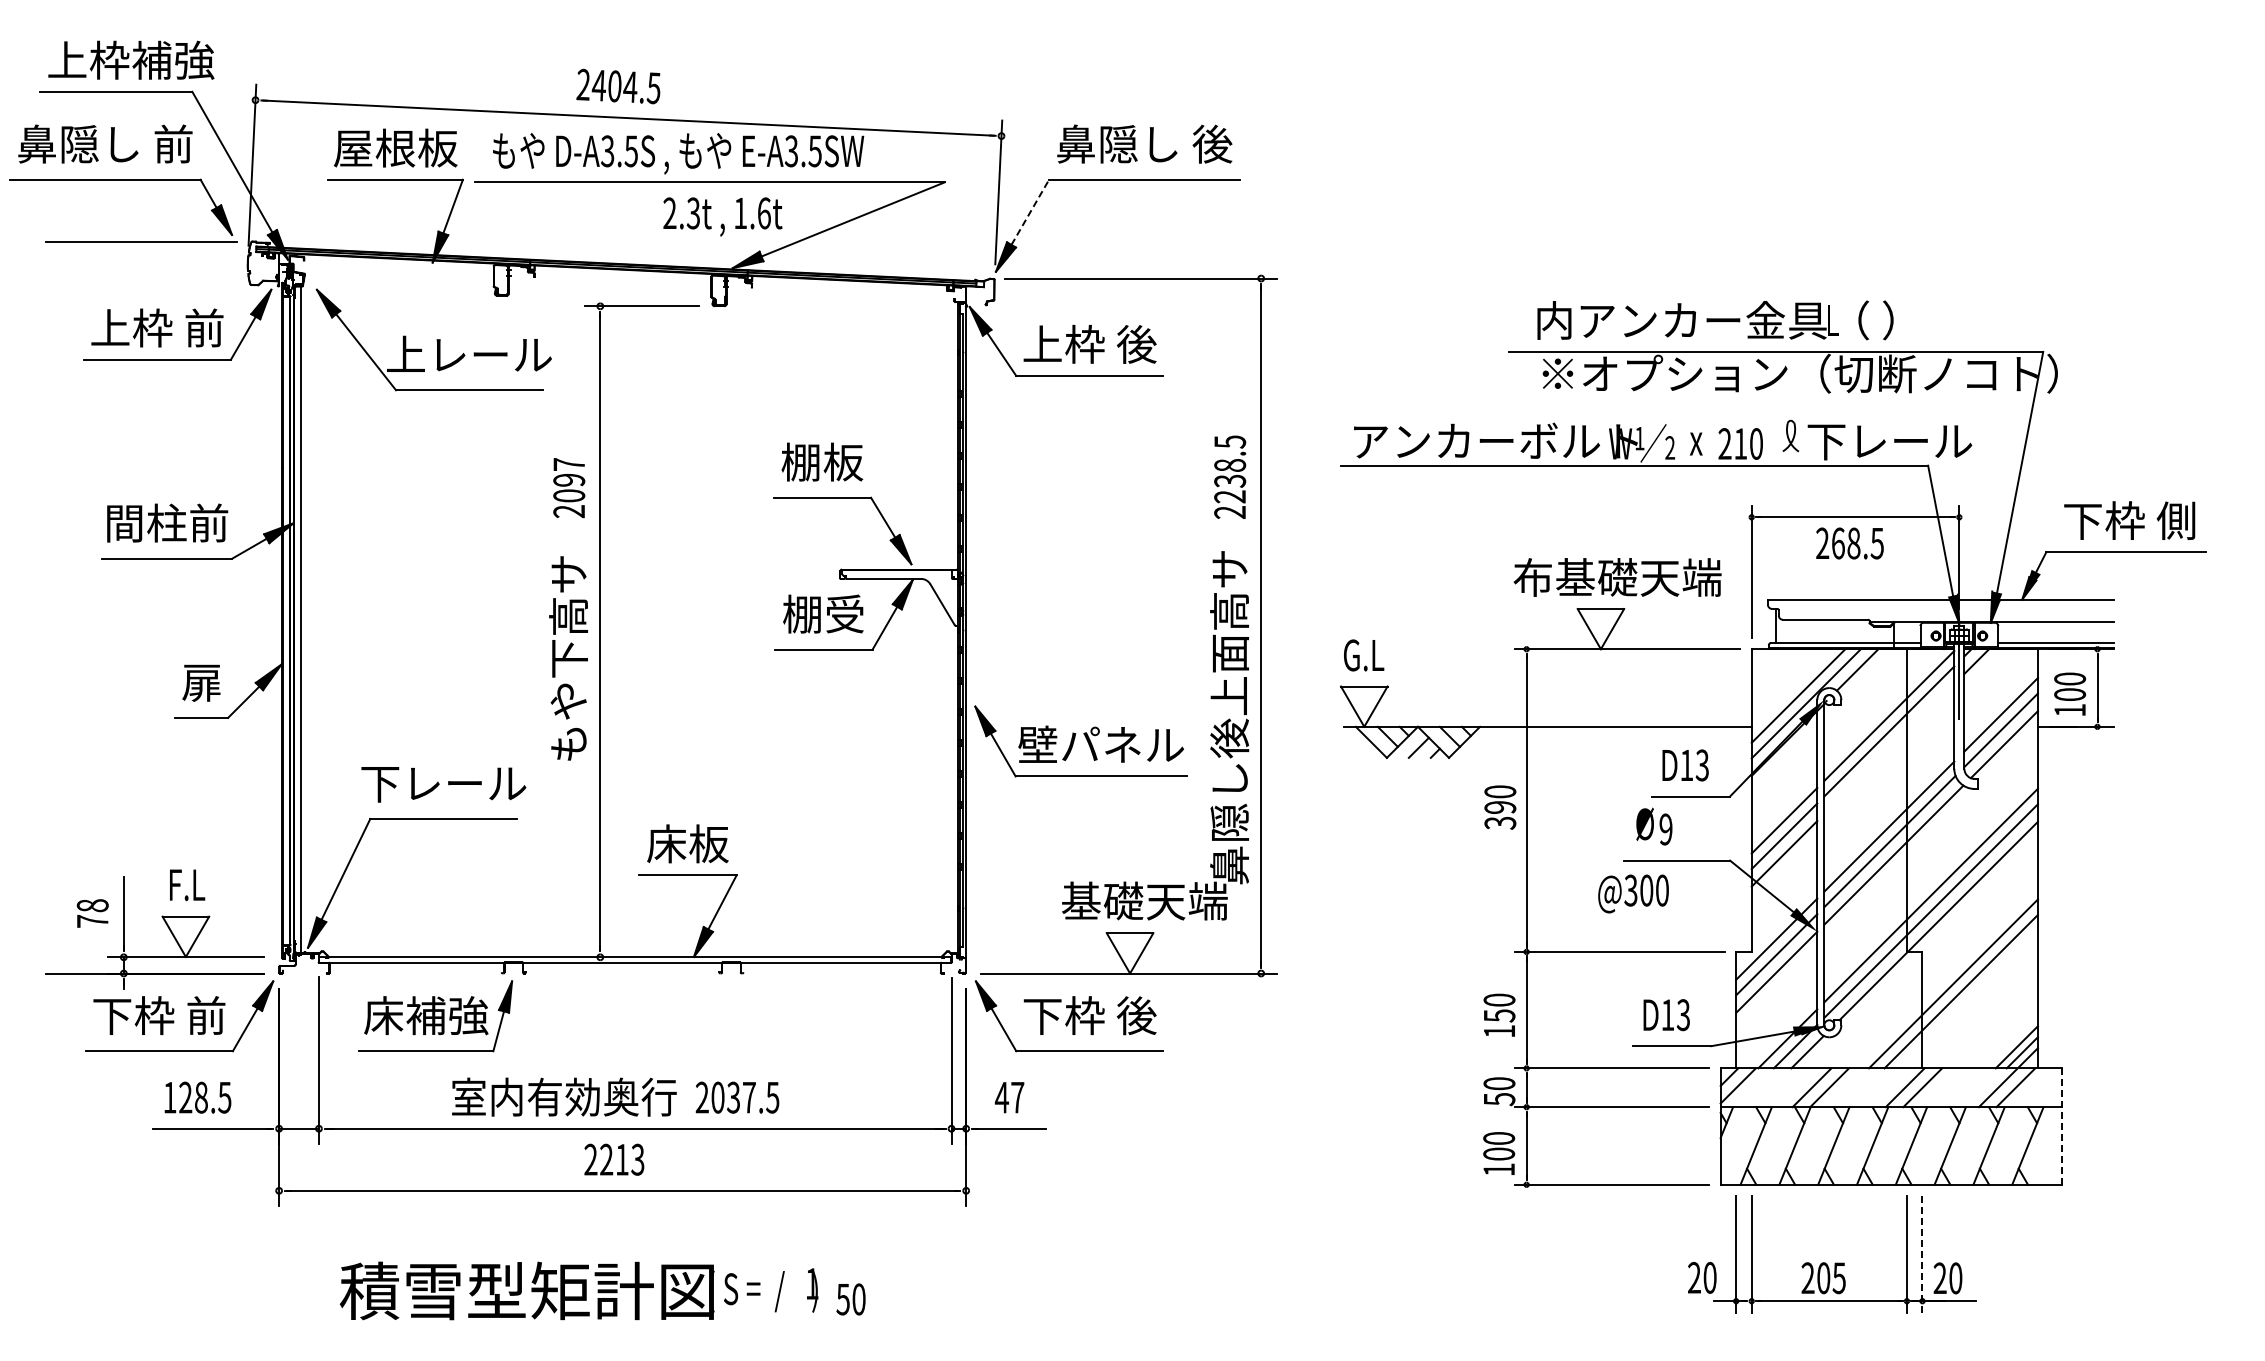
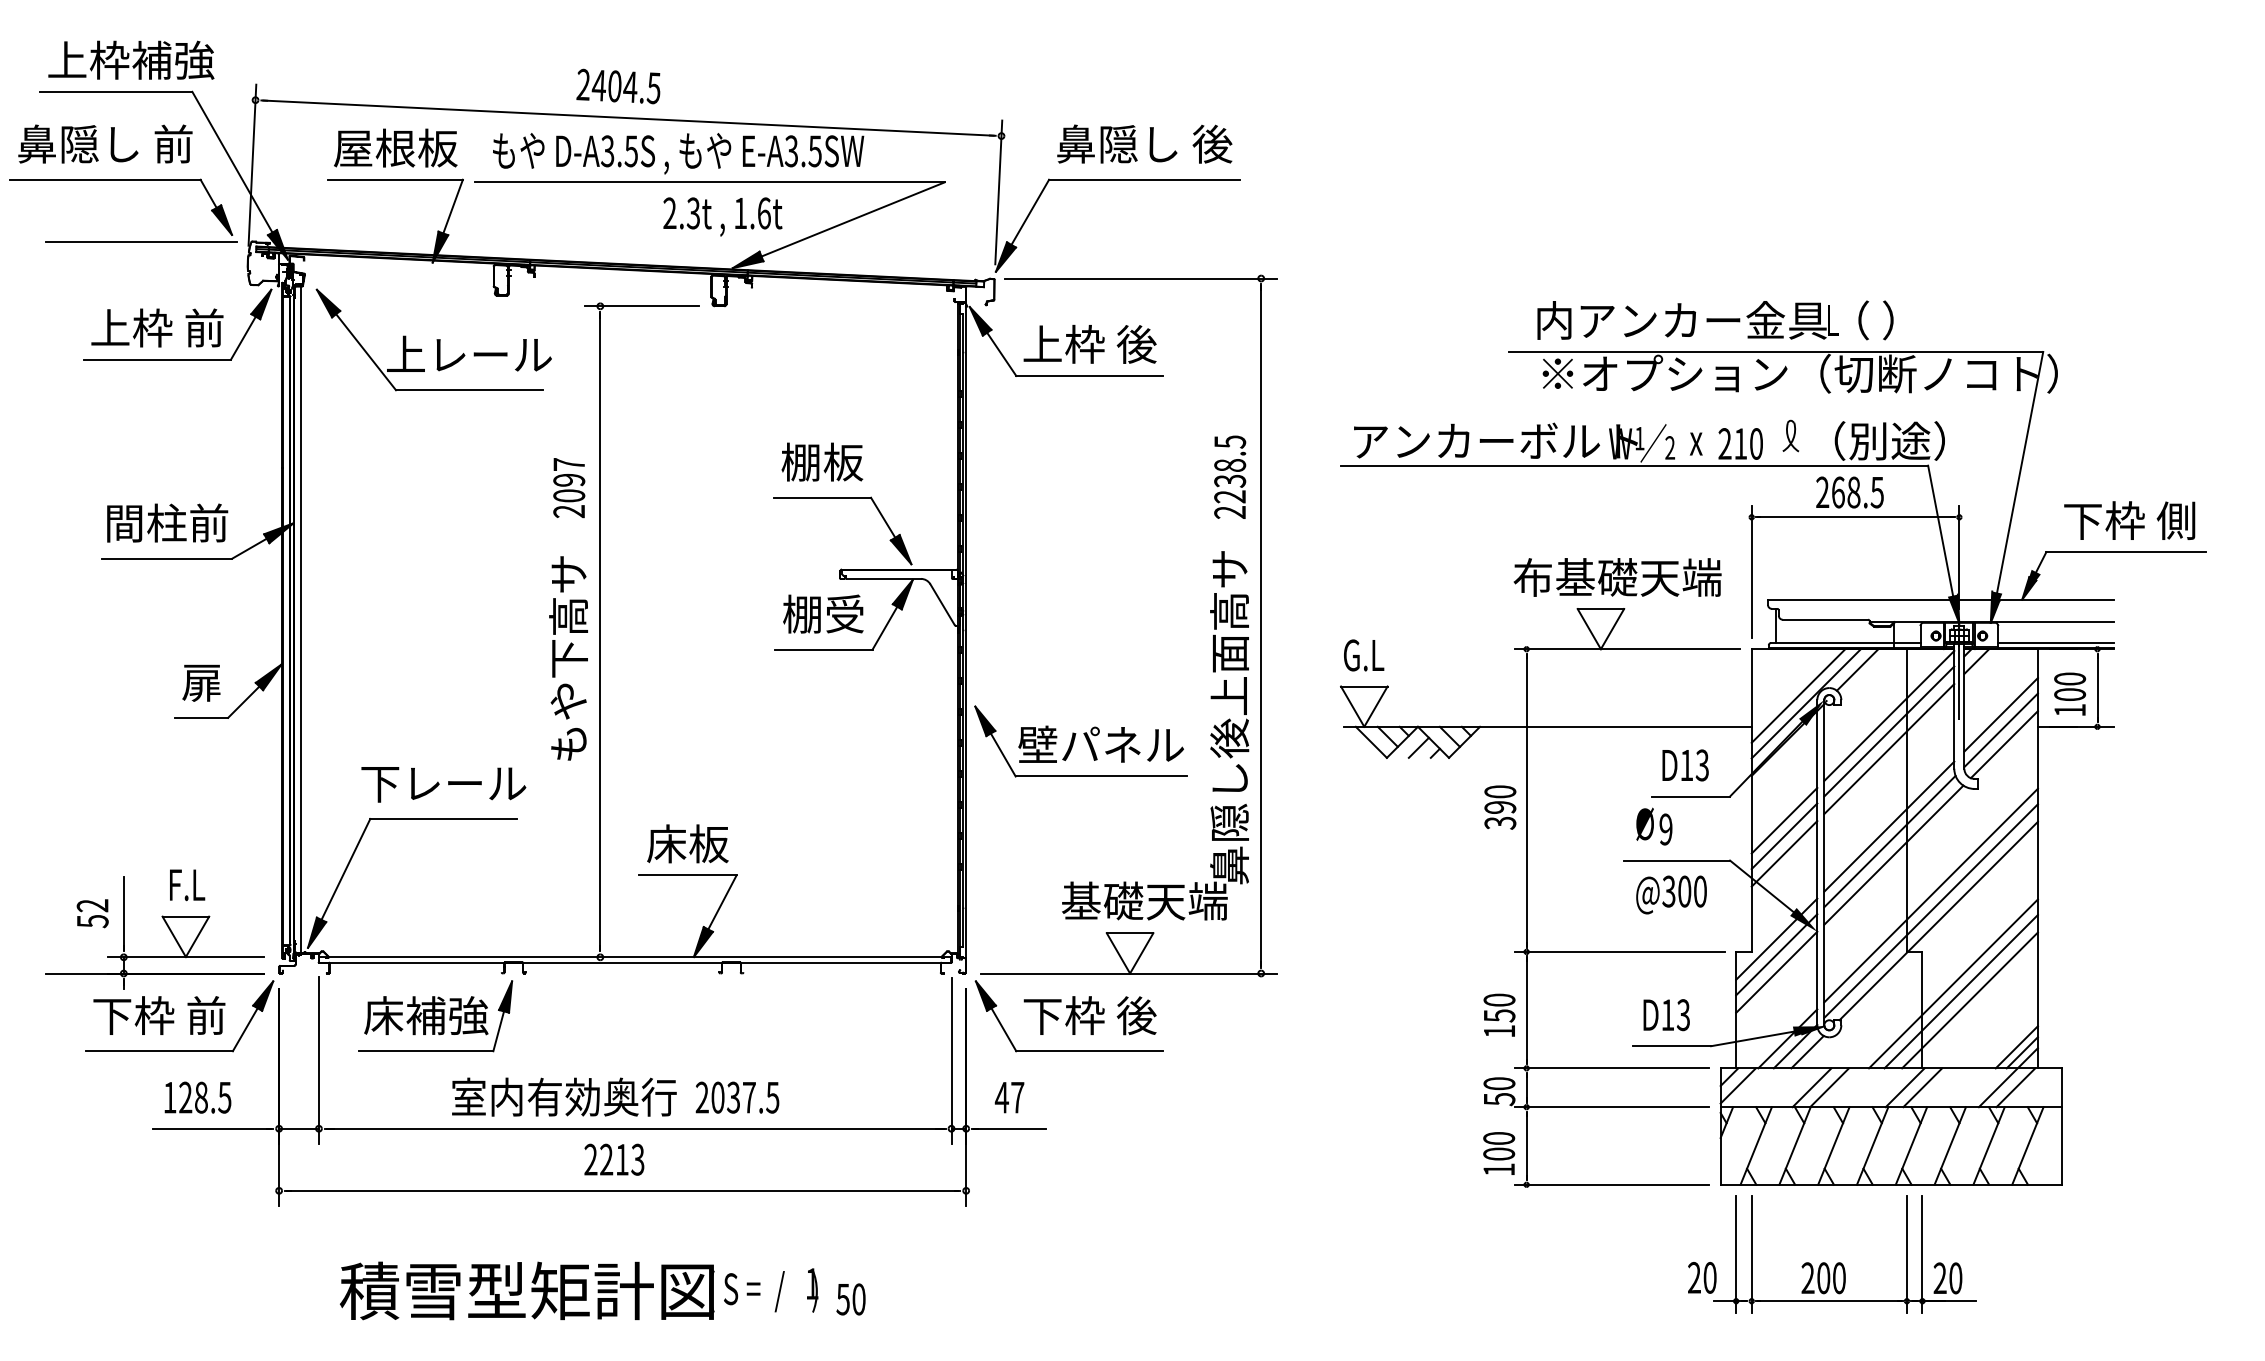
line: dashed -> solid (1030, 212)
text: 下レール -> （別途） (1889, 440)
text position: (1849, 543) -> (1849, 492) (1849, 492)
line: none -> present (1889, 749)
text position: (1633, 893) -> (1671, 894) (1671, 894)
text: 78 -> 52 (92, 913)
line: none -> present (1969, 1000)
line: dashed -> solid (2062, 1127)
line: dashed -> solid (1922, 1255)
text: 205 -> 200 (1838, 1278)
